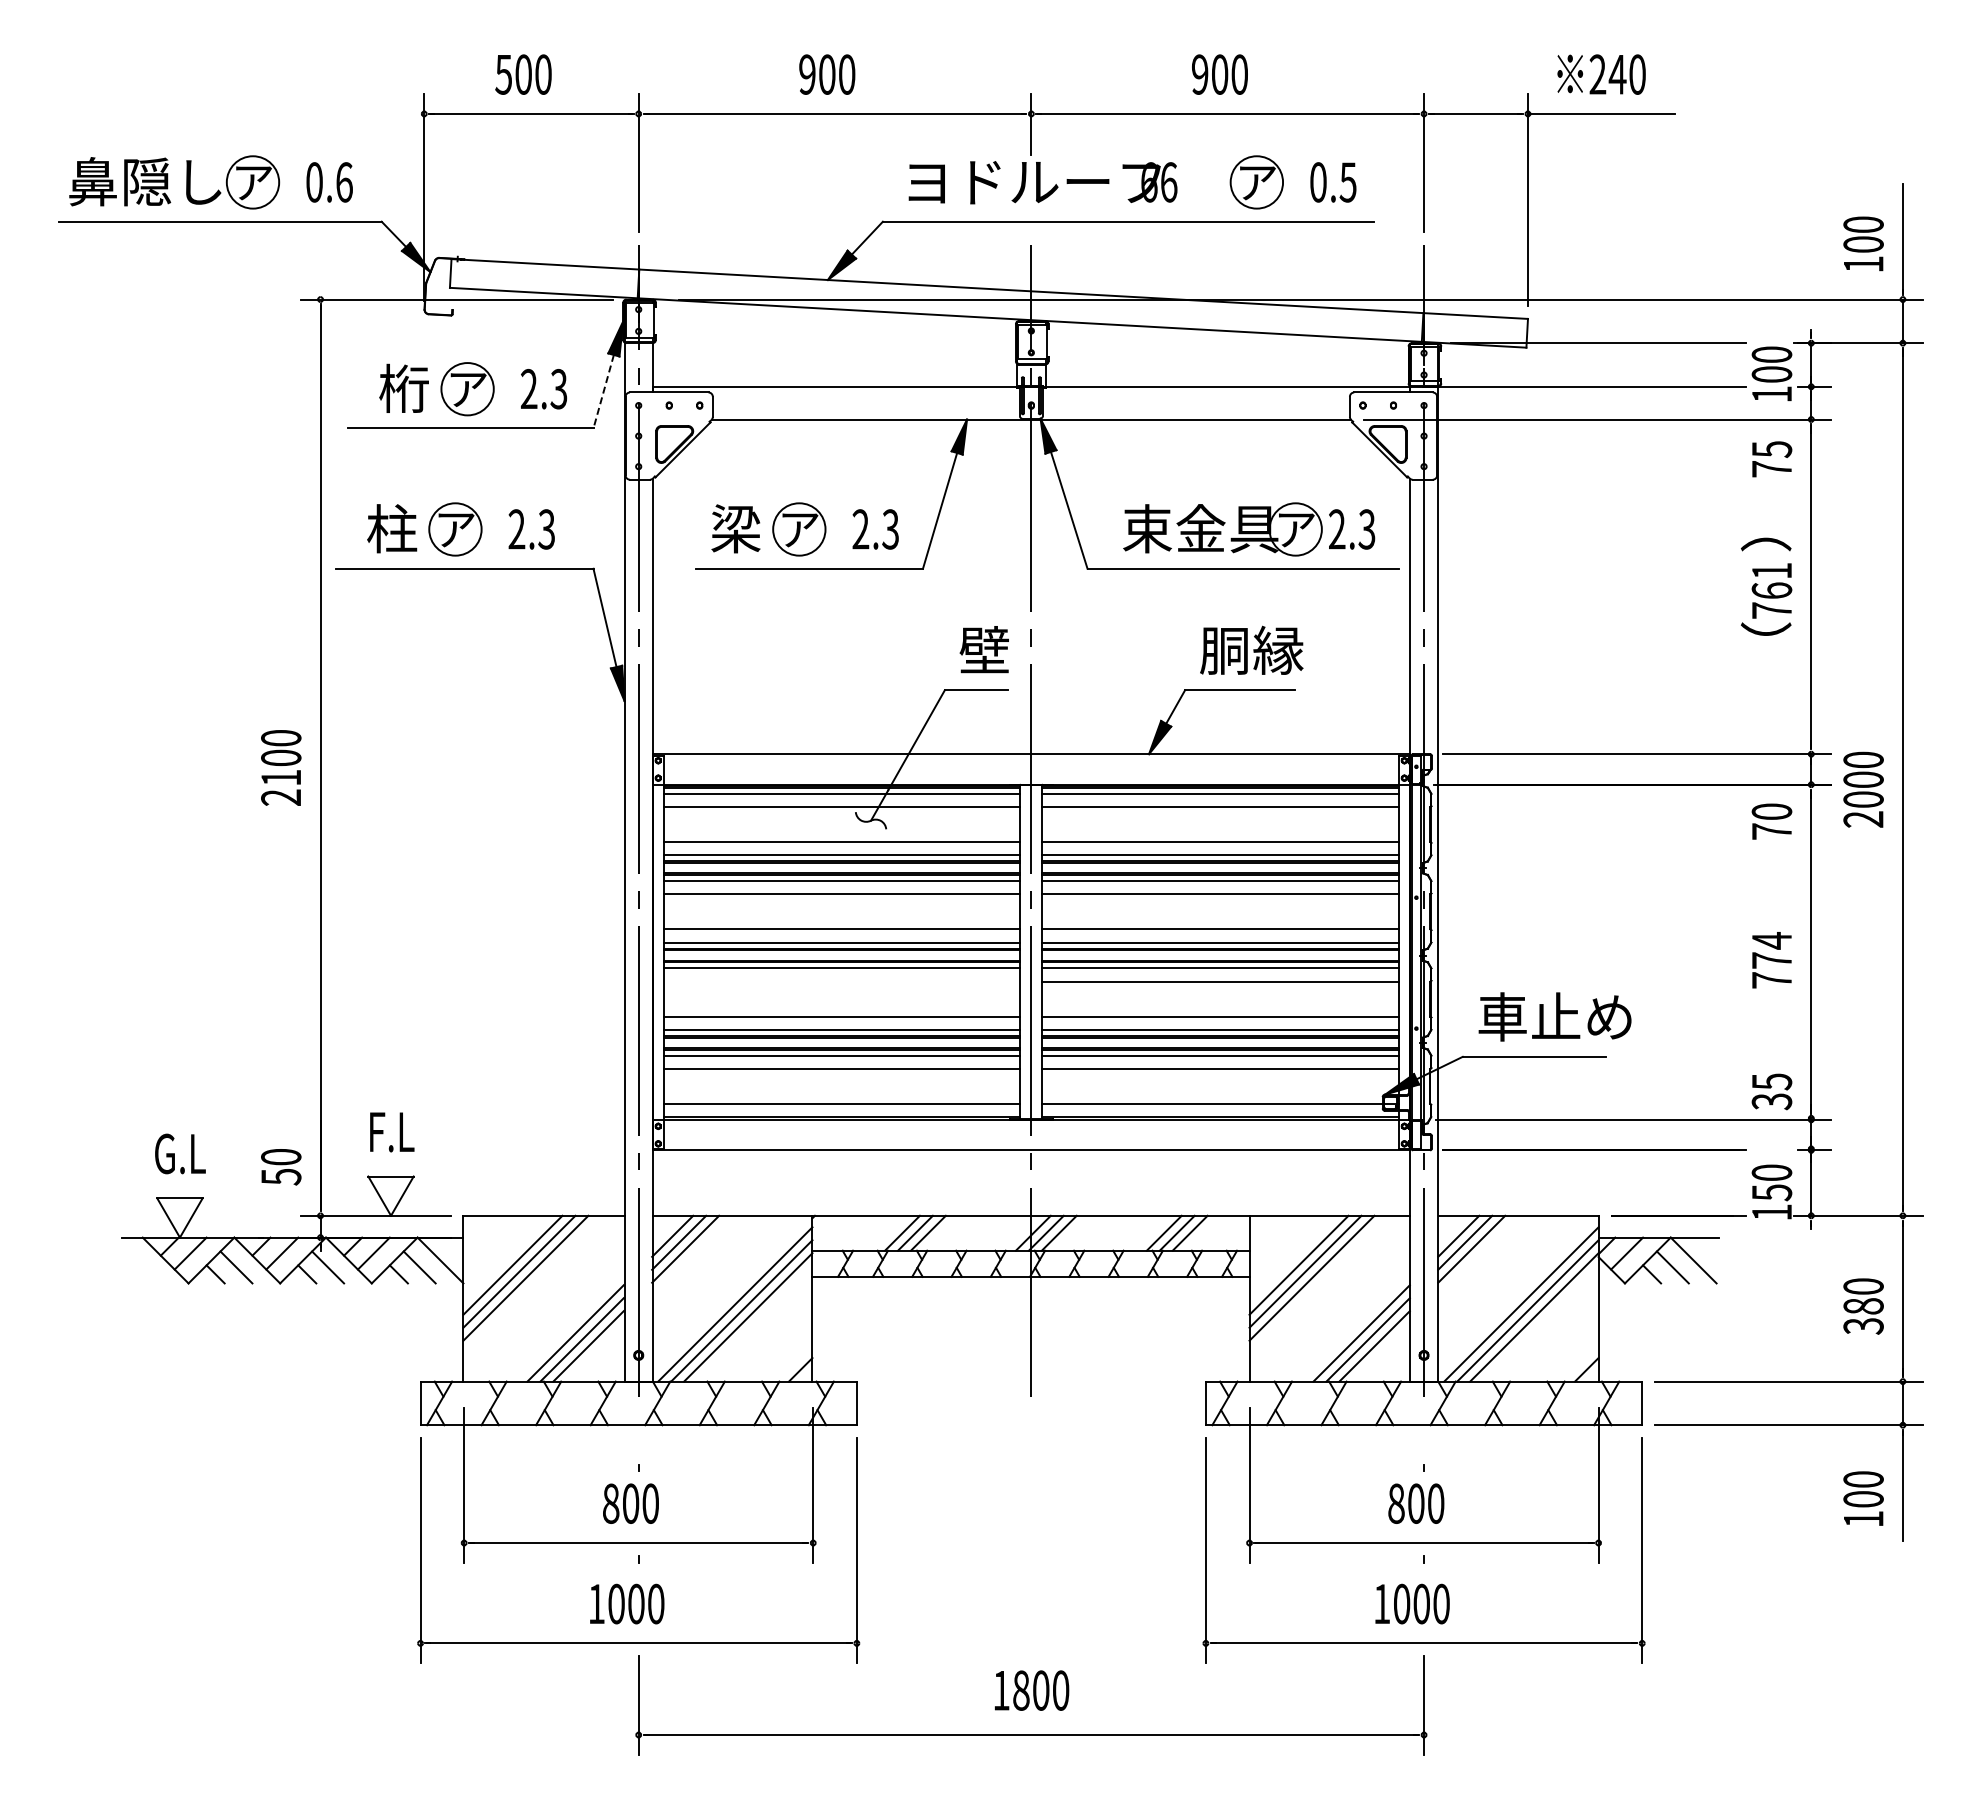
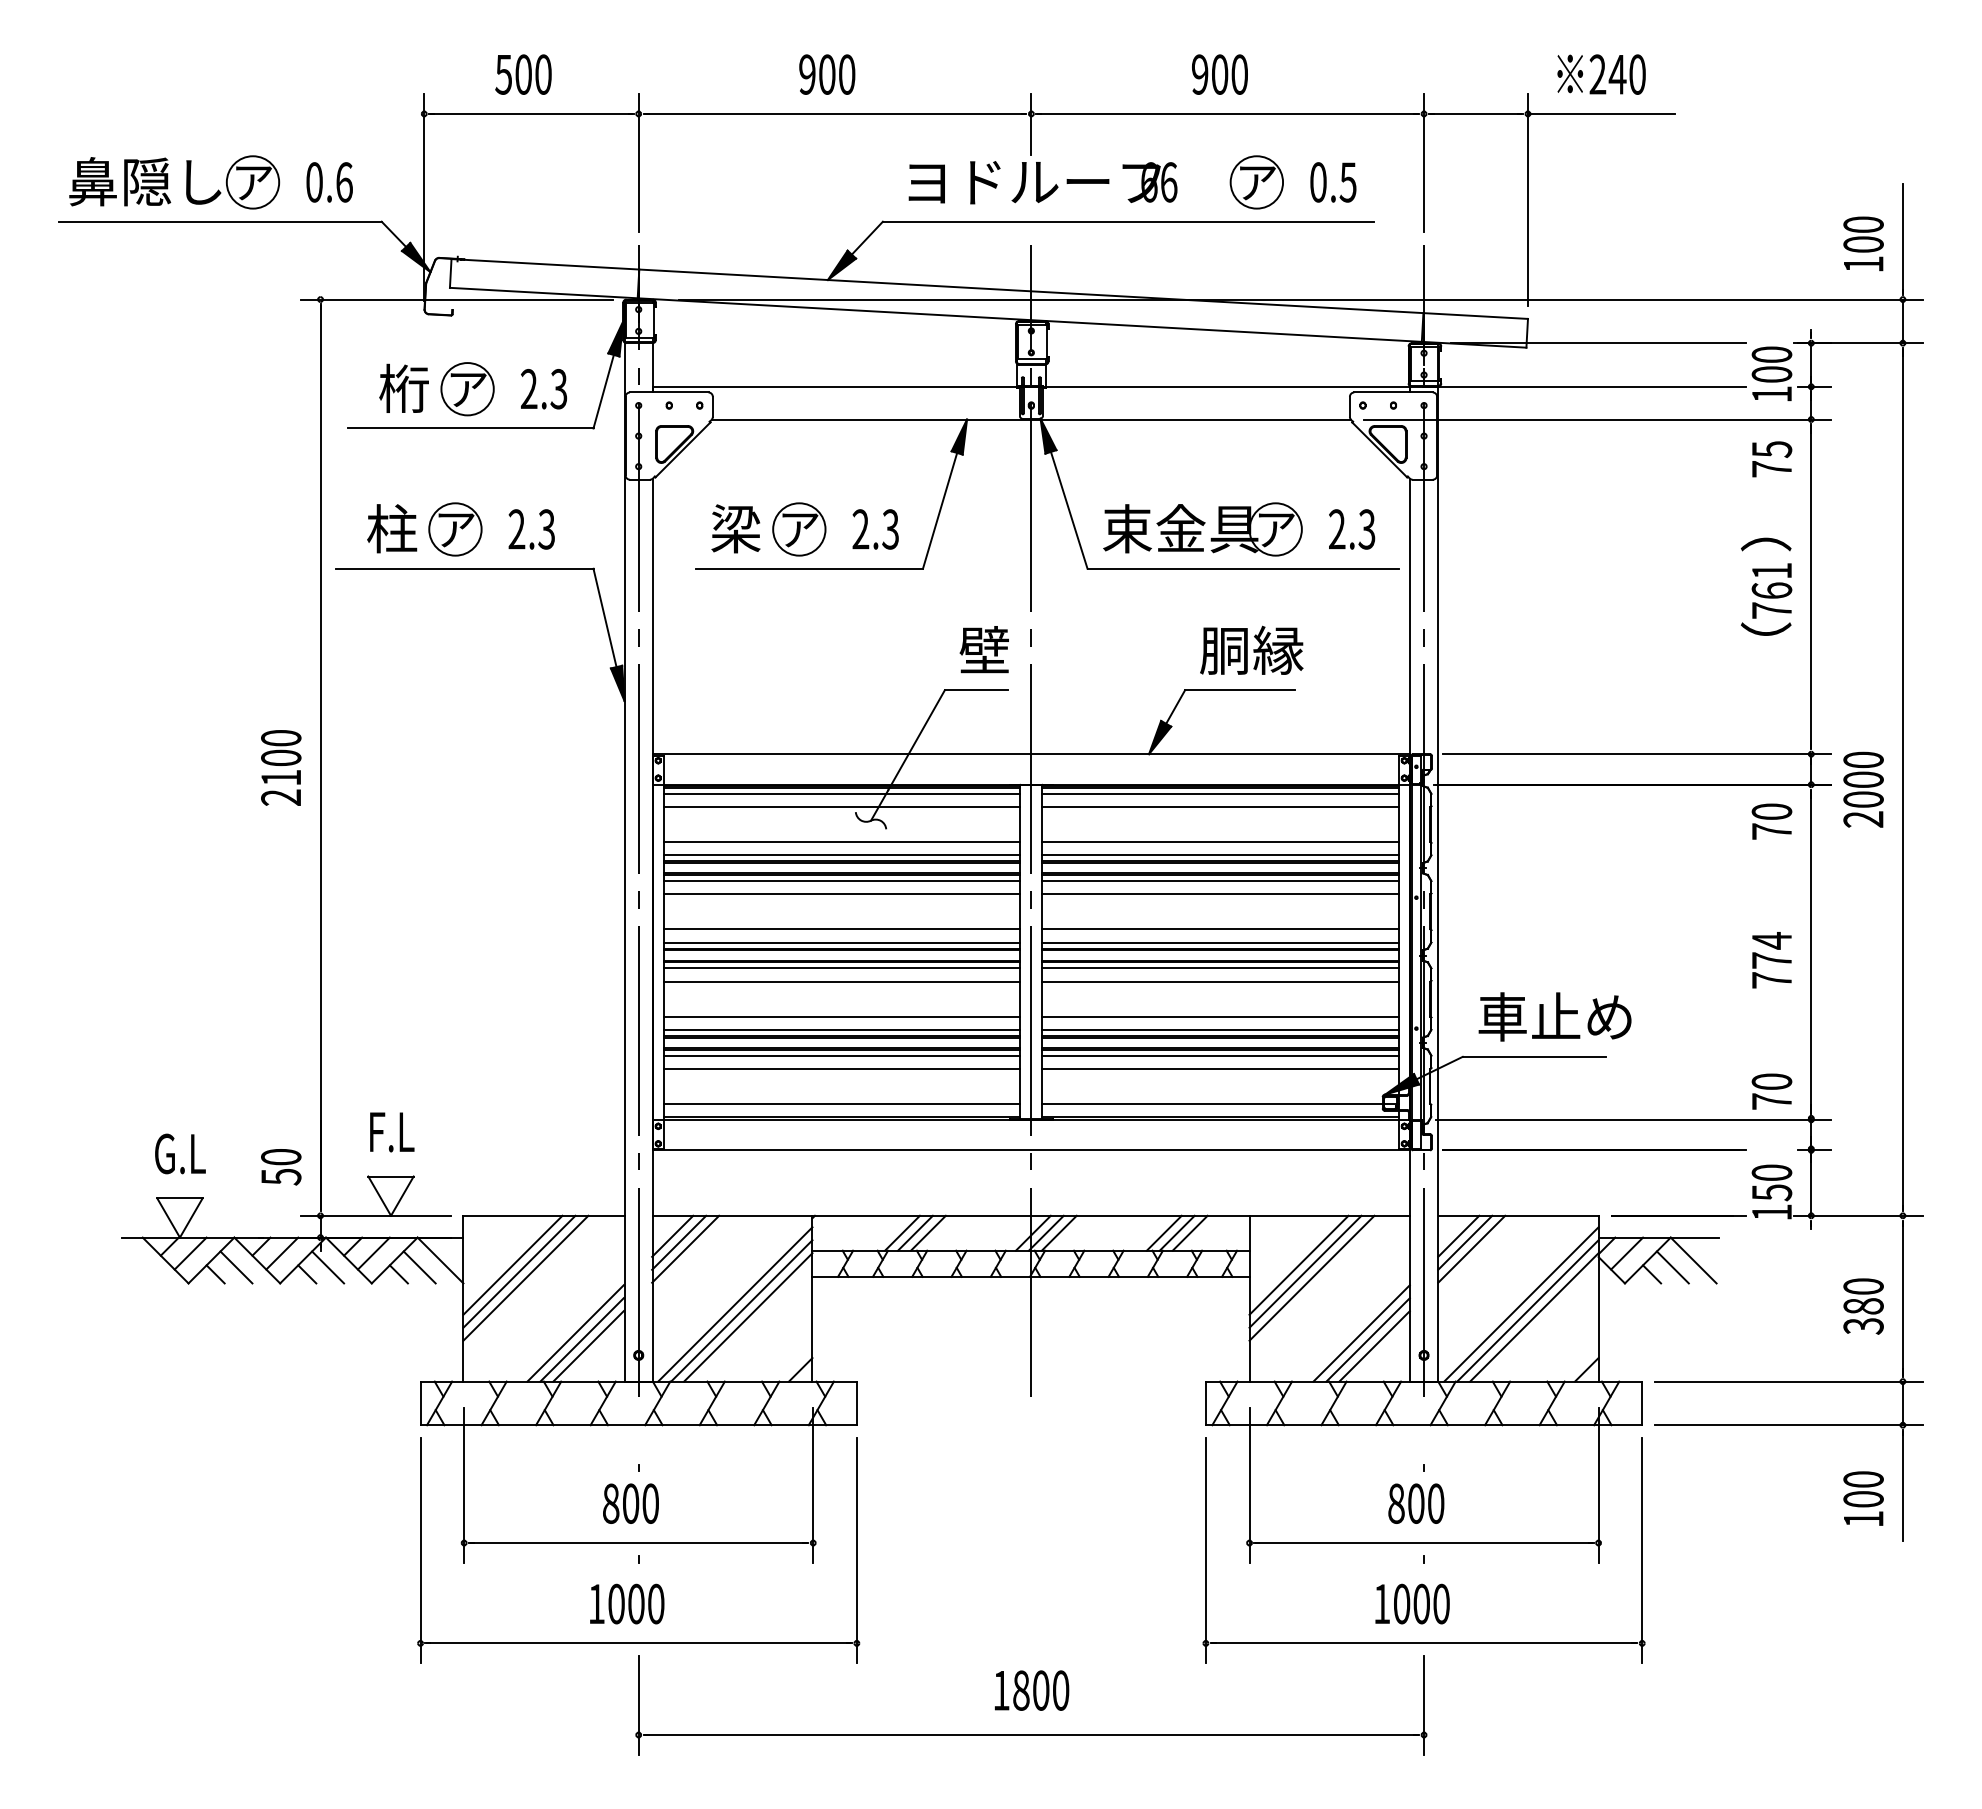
line: dashed -> solid (603, 392)
part position: (1222, 529) -> (1202, 529) (1202, 529)
line: none -> present (841, 981)
text: 35 -> 70 (1771, 1091)
